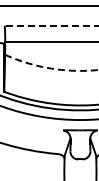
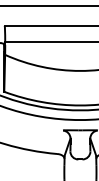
line: dashed -> solid (51, 25)
arc: dashed -> solid (51, 68)
